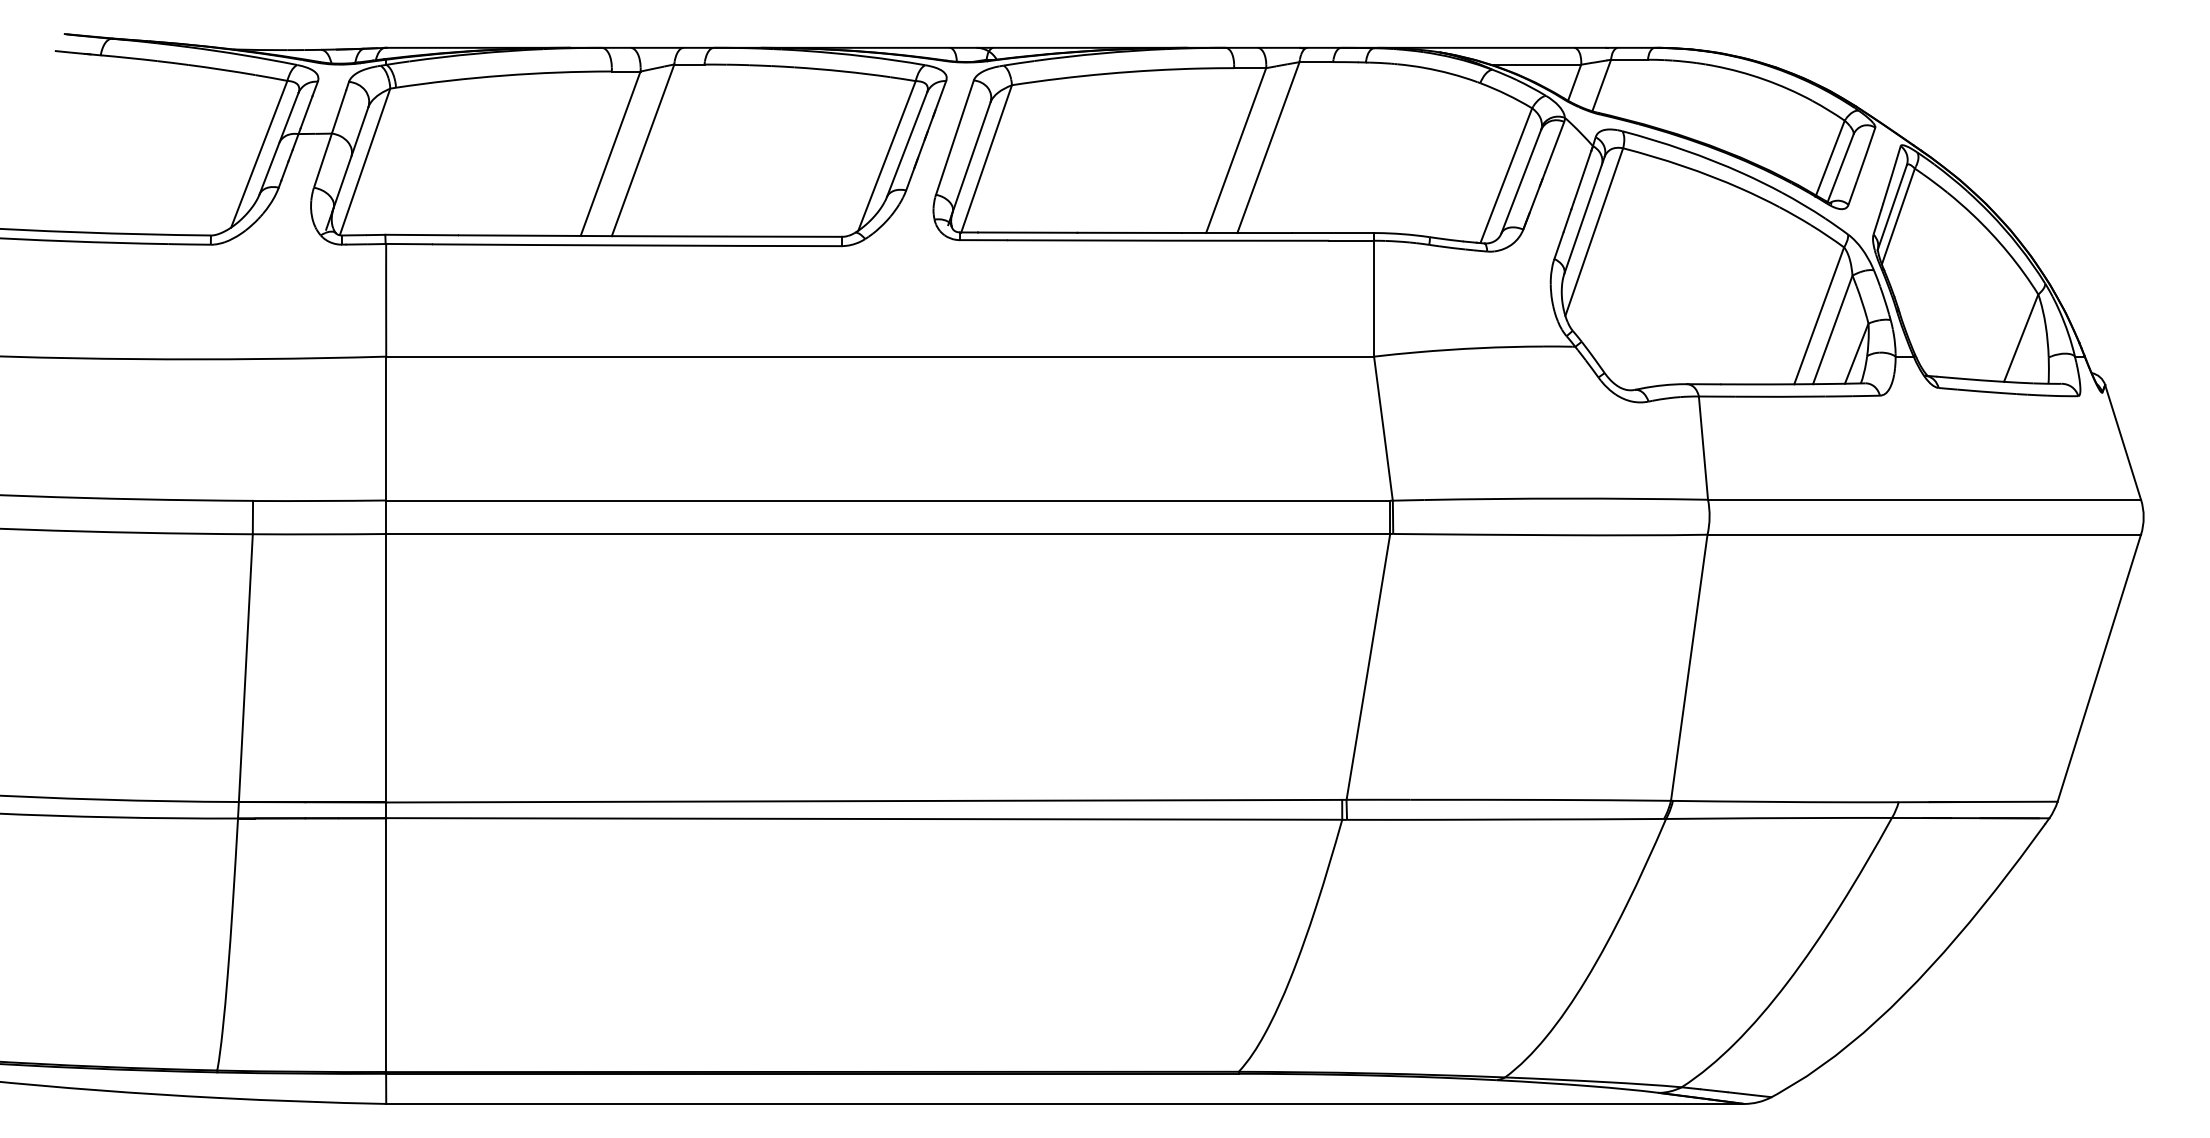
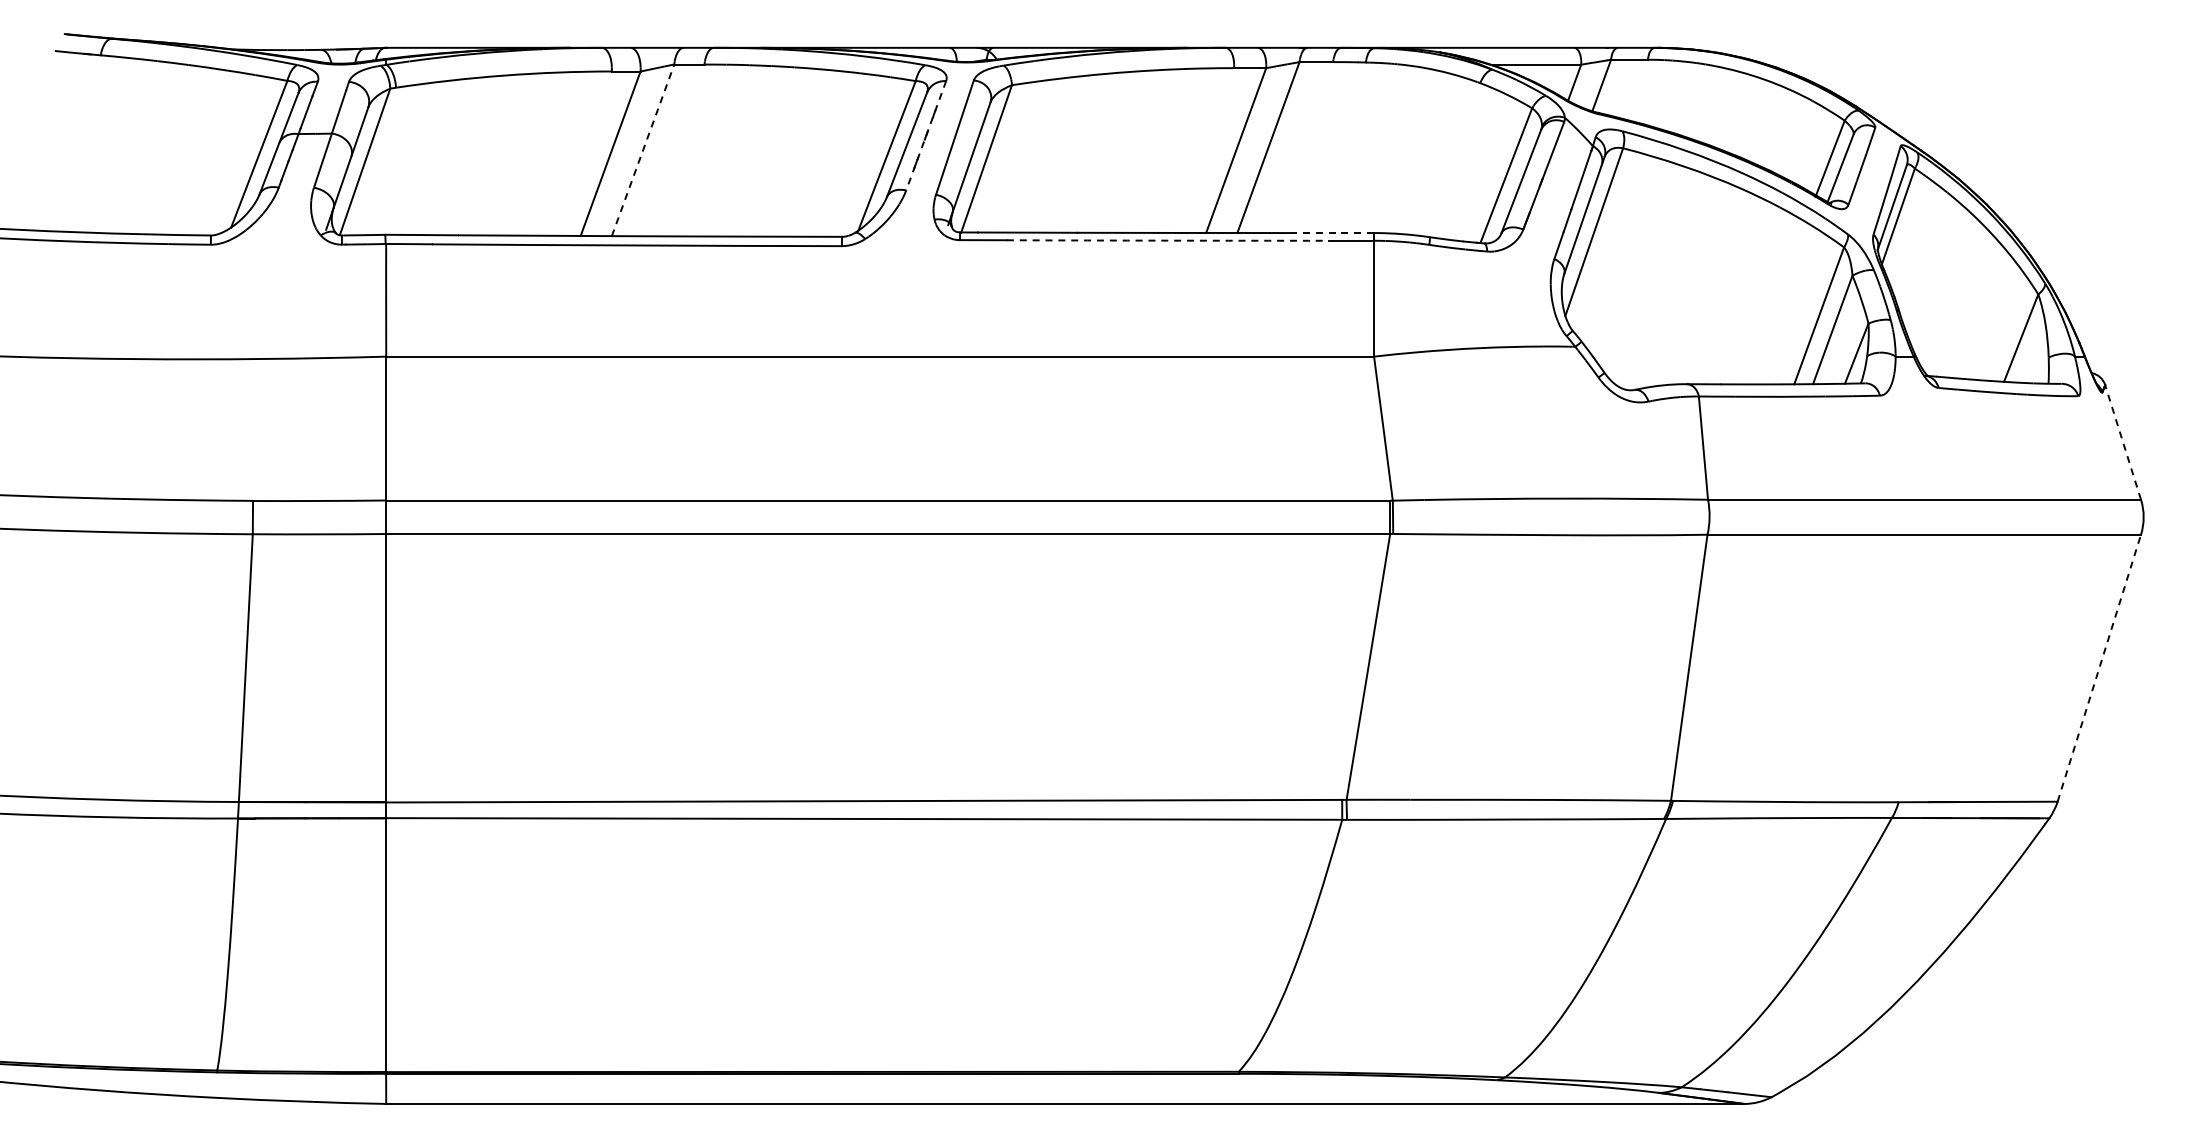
line: solid -> dashed (926, 136)
line: solid -> dashed (643, 149)
line: solid -> dashed (1332, 233)
arc: solid -> dashed (1167, 240)
line: solid -> dashed (2123, 442)
line: solid -> dashed (2099, 668)
